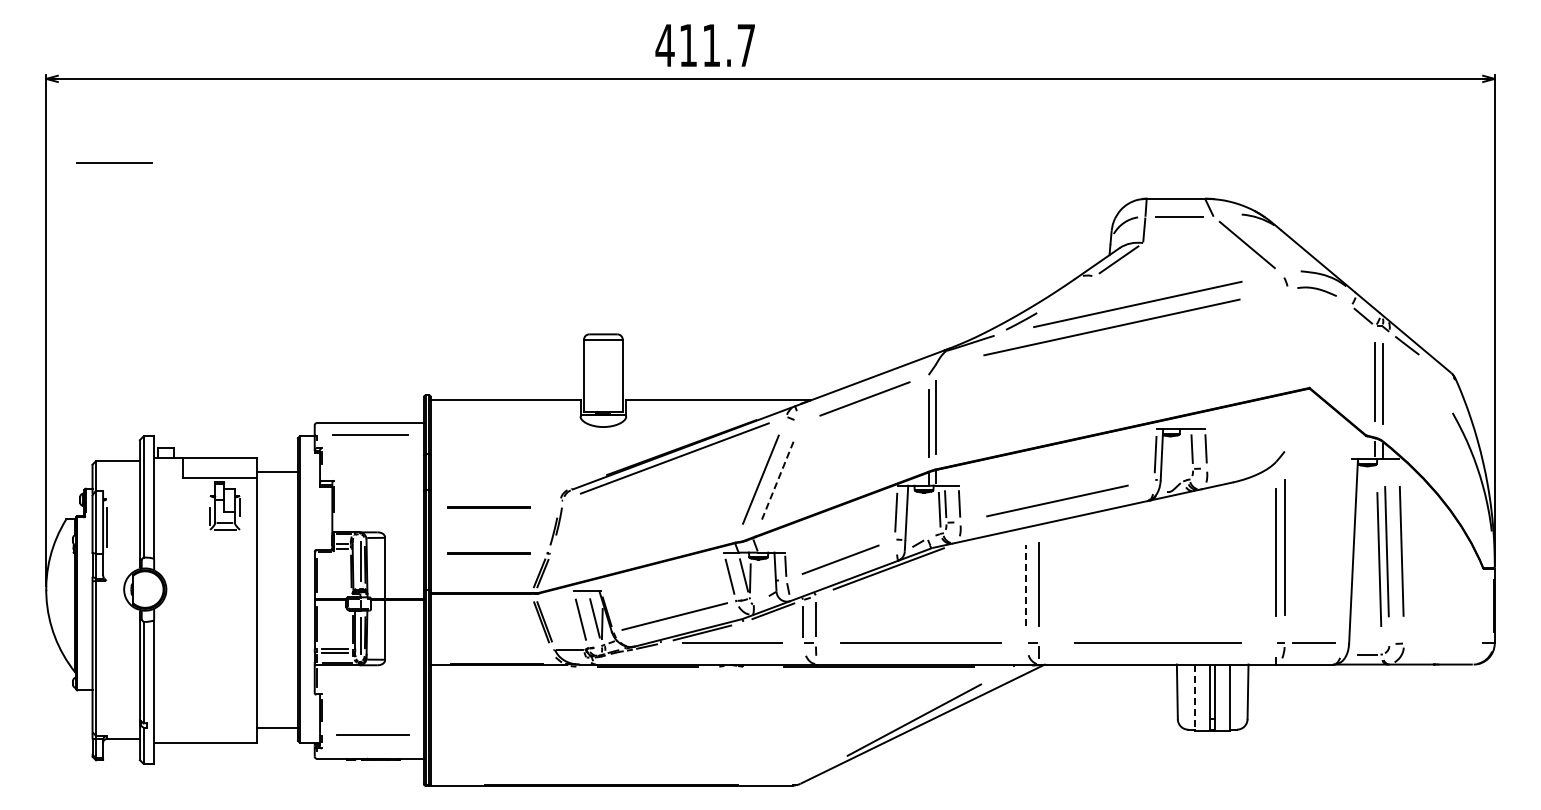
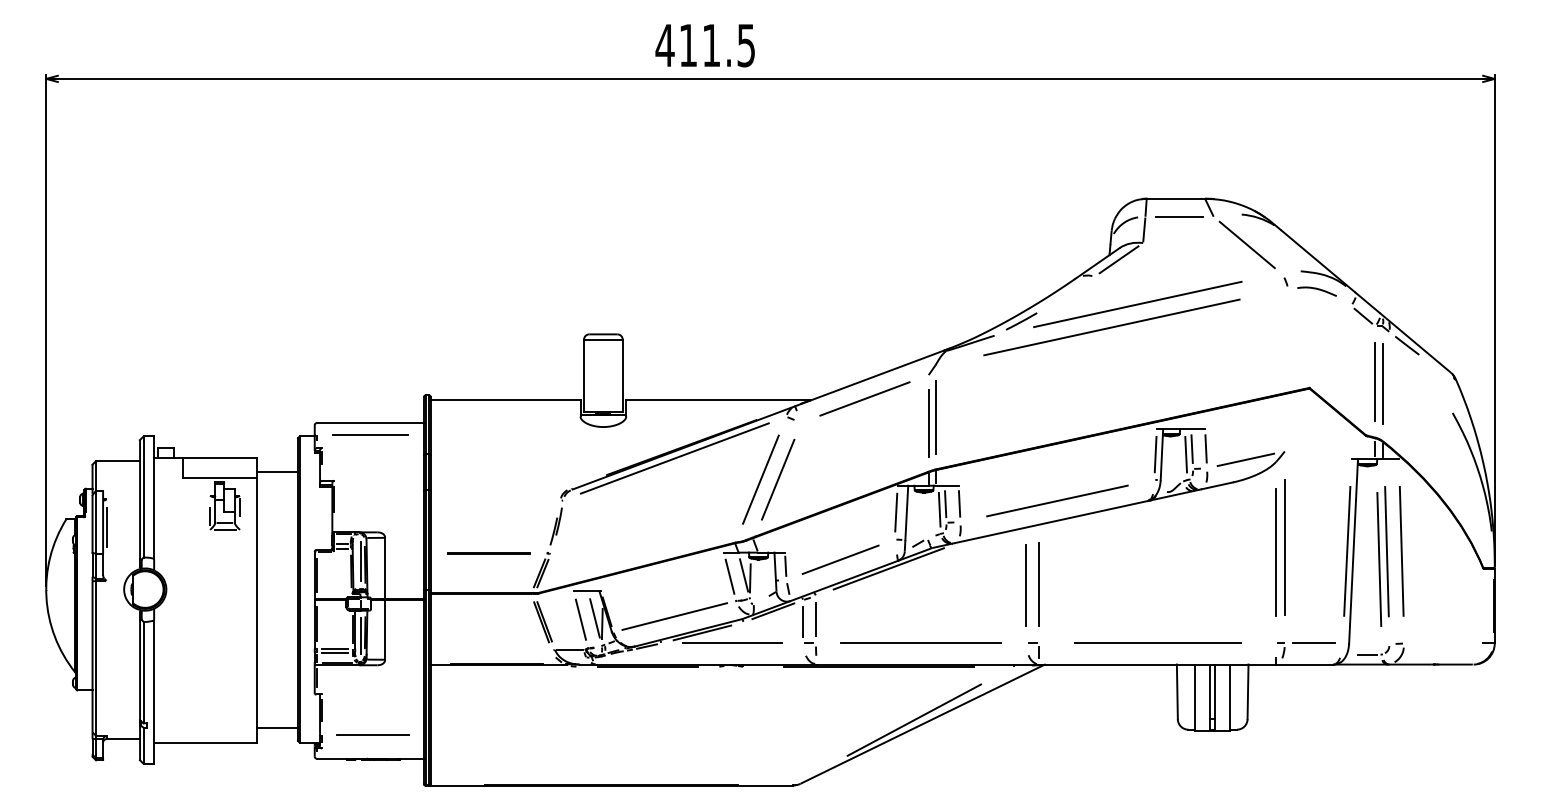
text: 411.7 -> 411.5 (745, 45)
line: present -> none (114, 162)
line: none -> present (1186, 454)
line: none -> present (1245, 459)
line: dashed -> solid (778, 479)
line: present -> none (488, 507)
line: none -> present (1347, 550)
line: dashed -> solid (1026, 585)
line: dashed -> solid (1195, 697)
